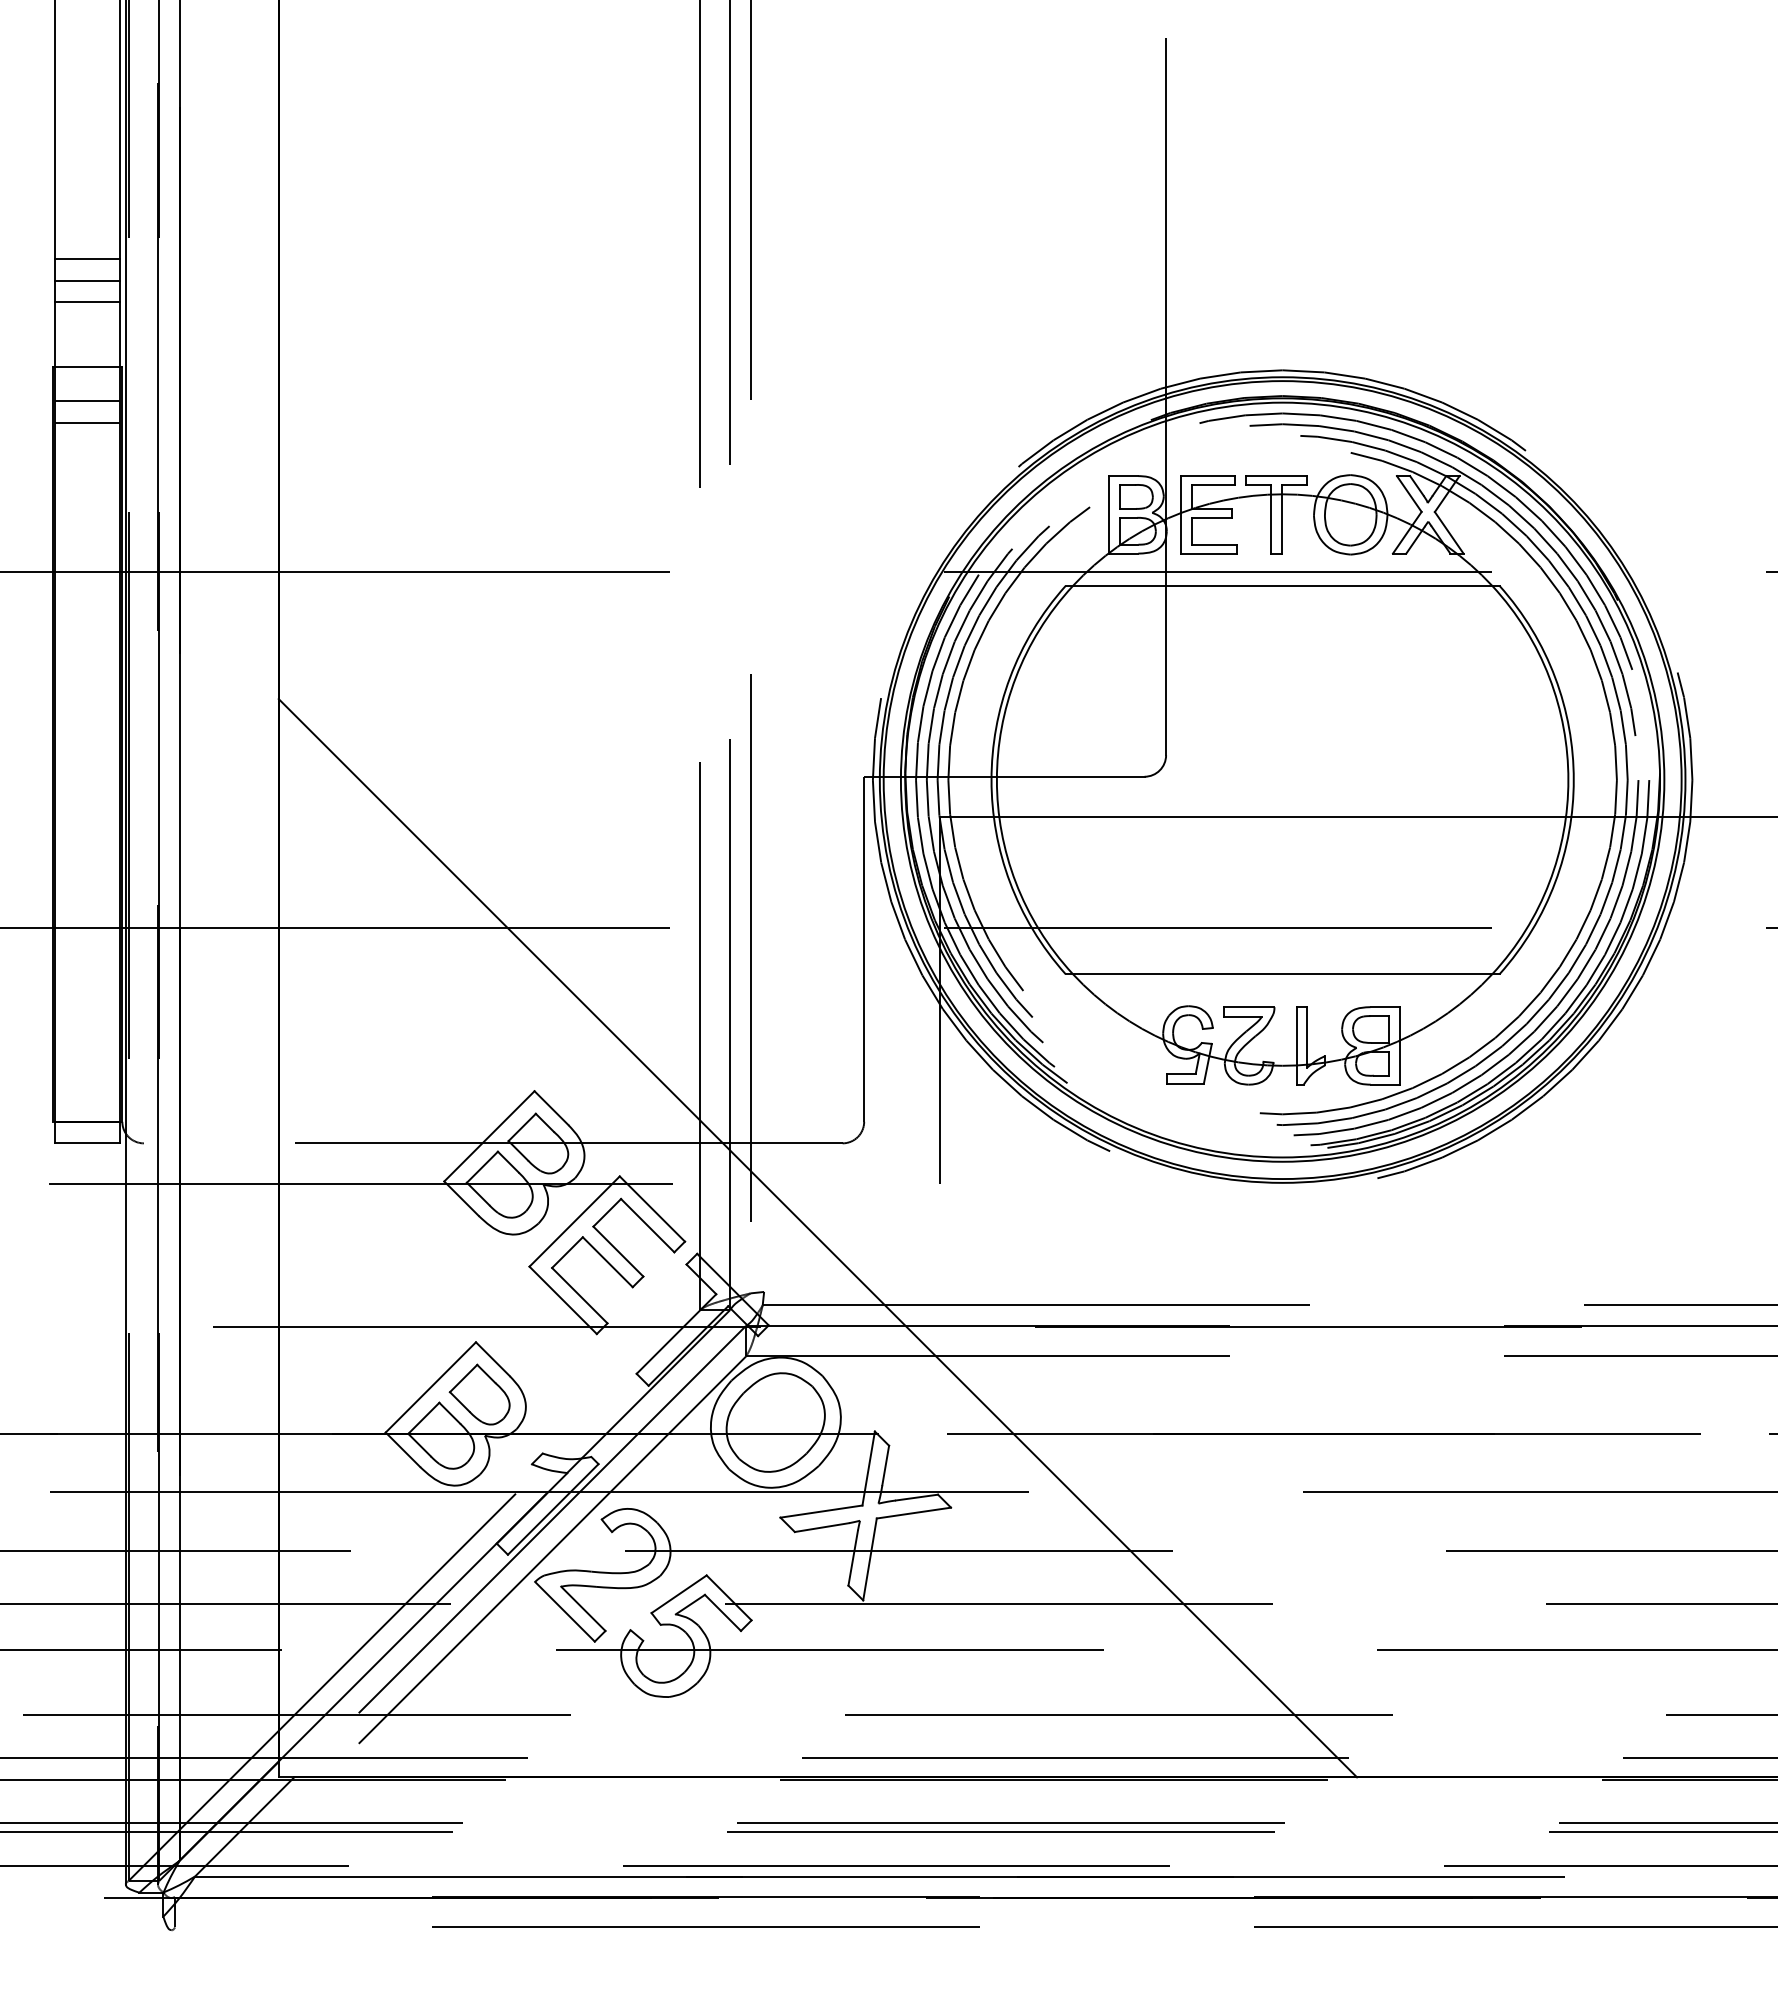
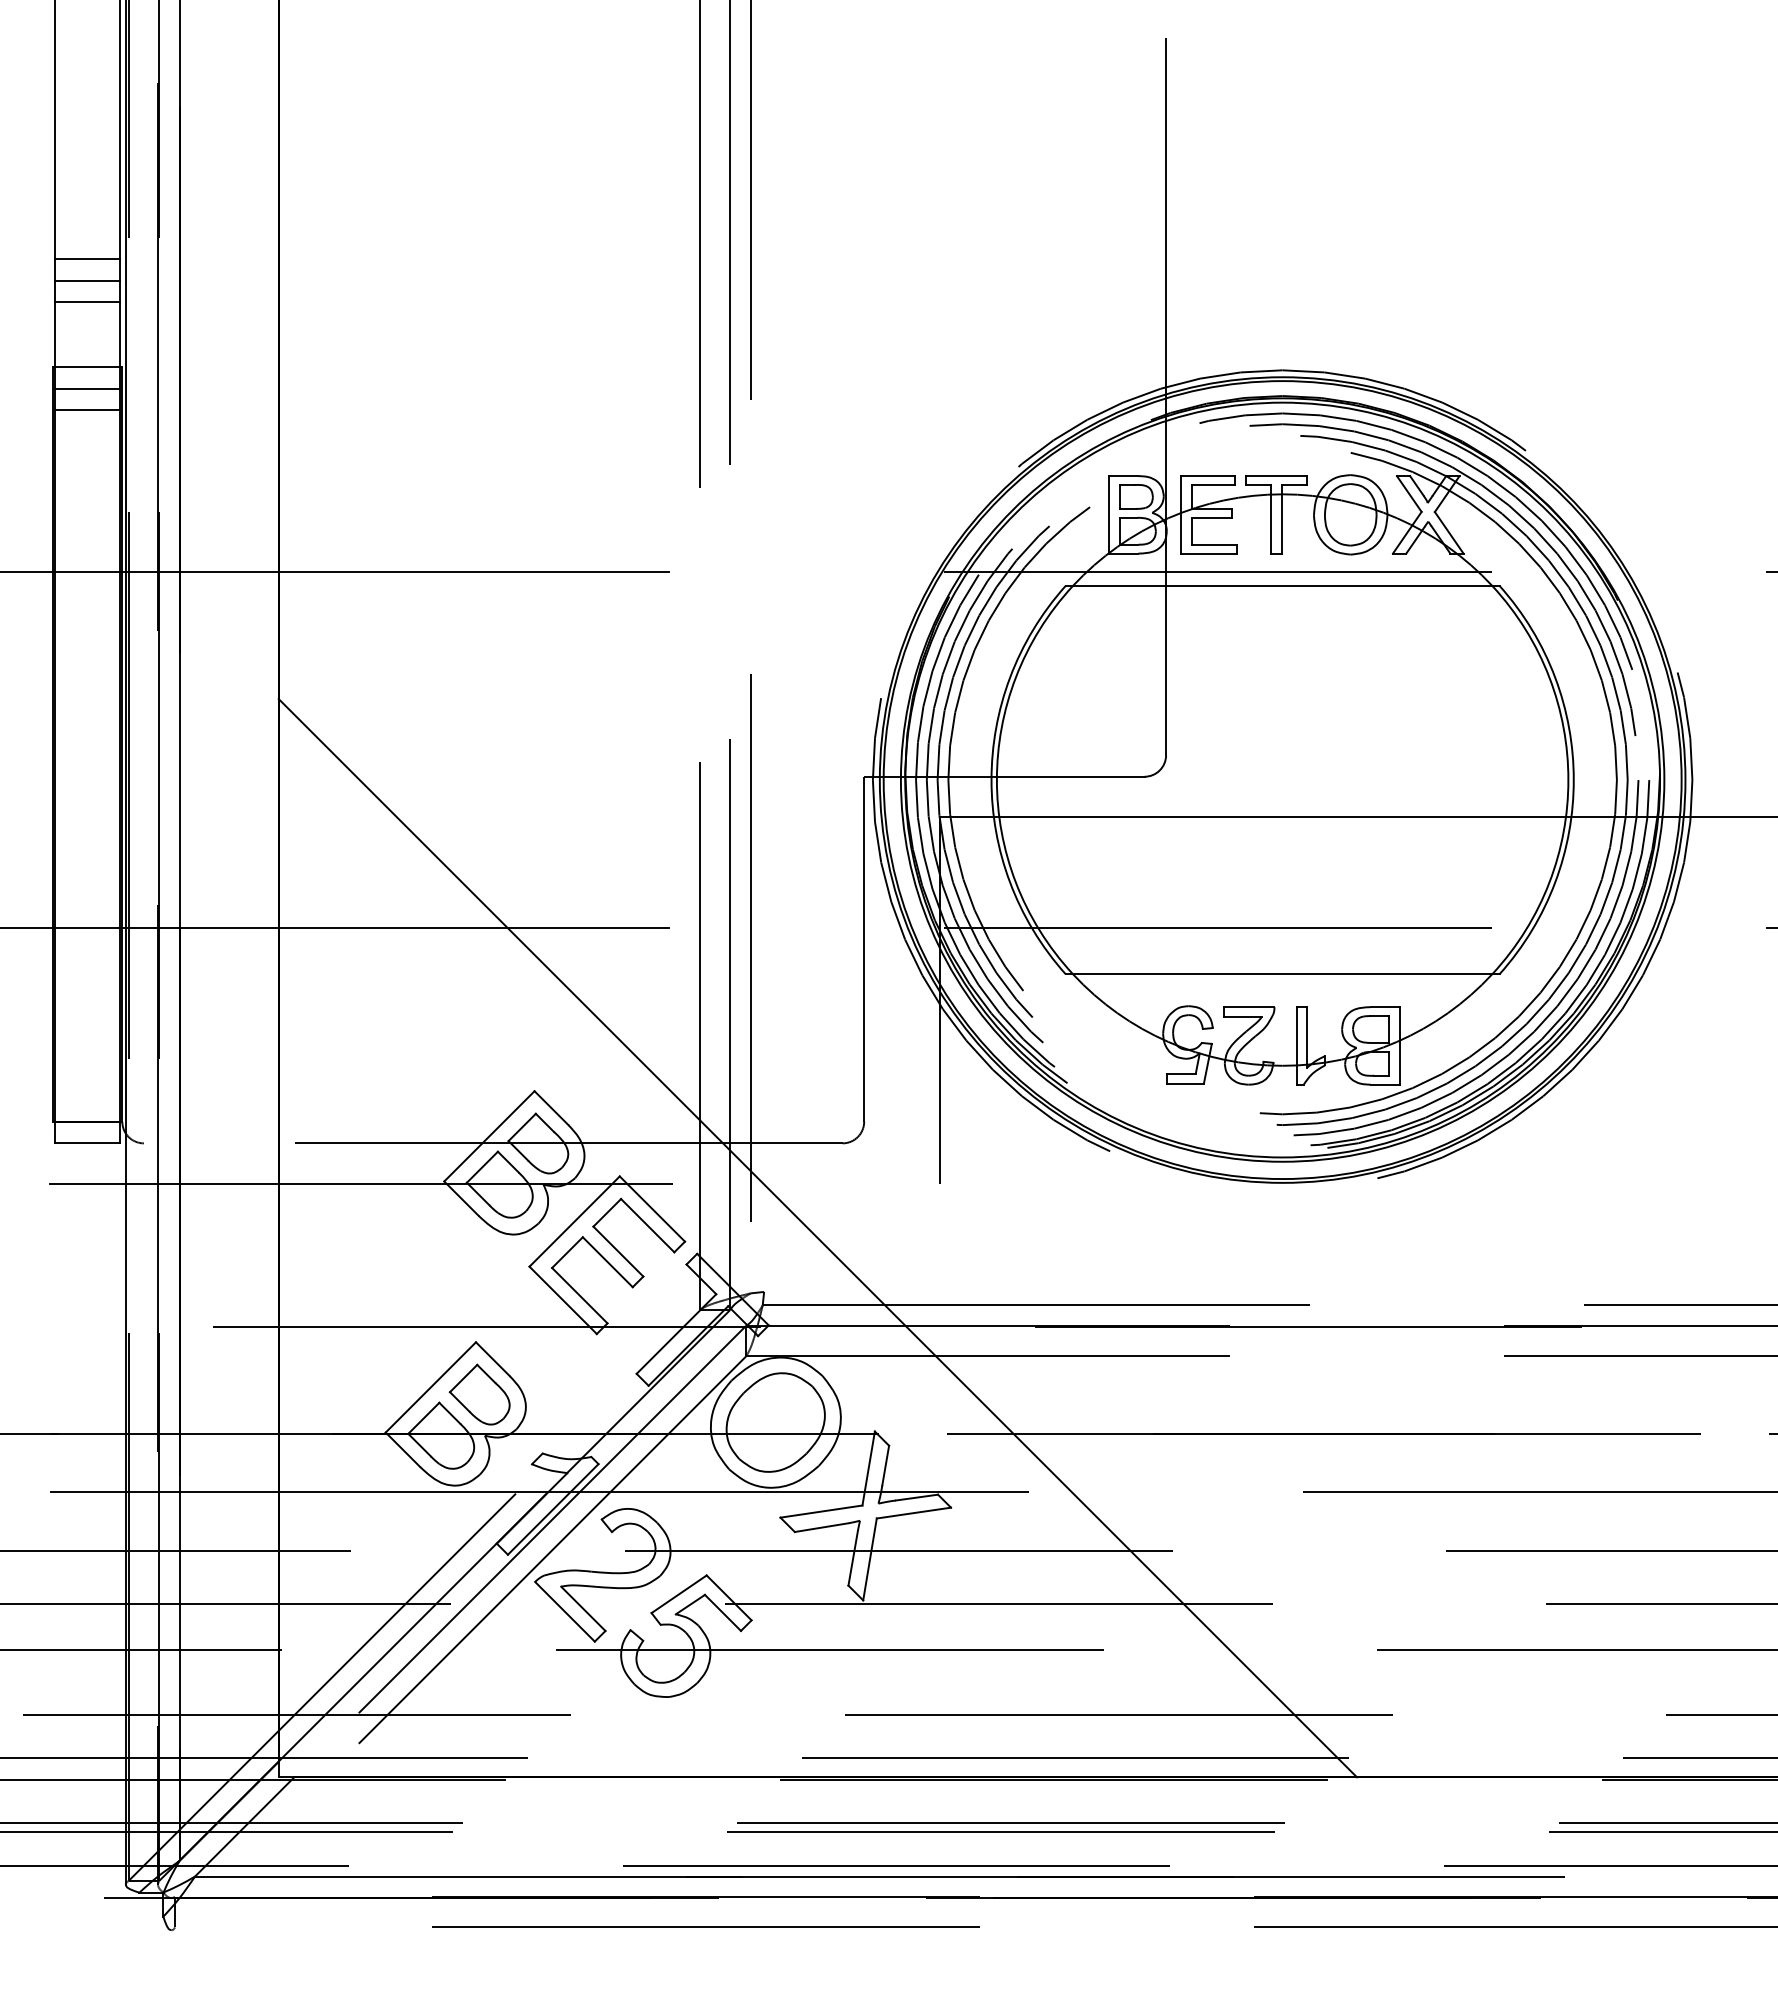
line position: (87, 400) -> (87, 388) (87, 388)
line position: (87, 423) -> (87, 410) (87, 410)
